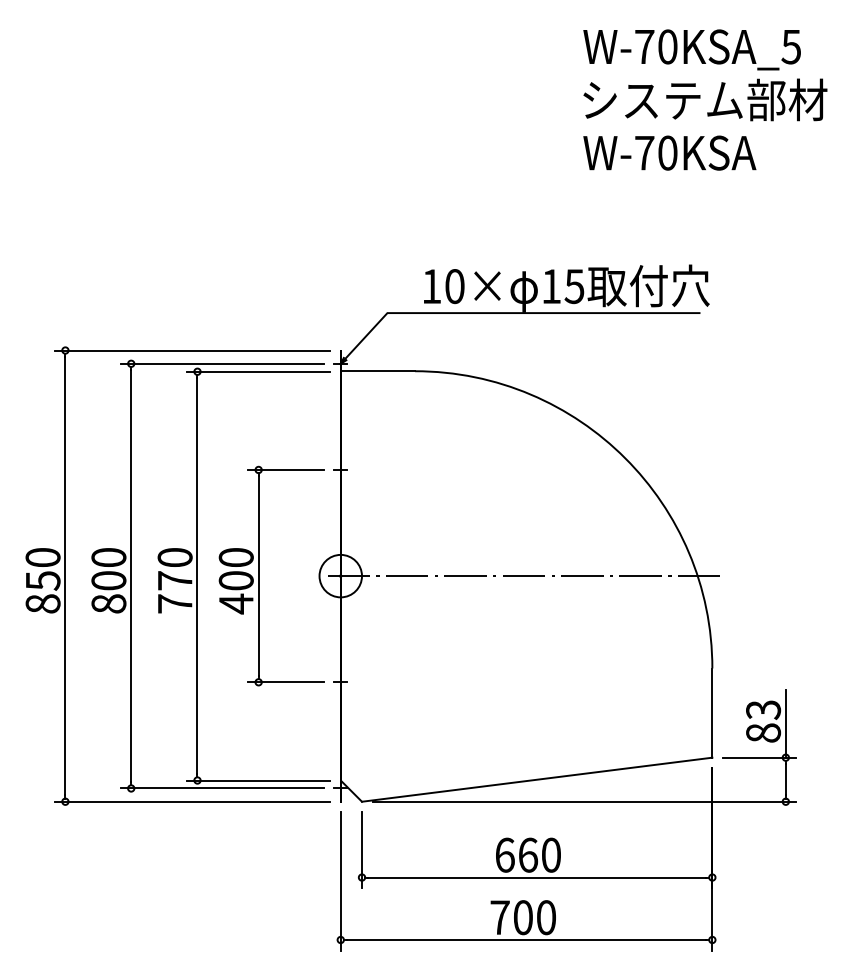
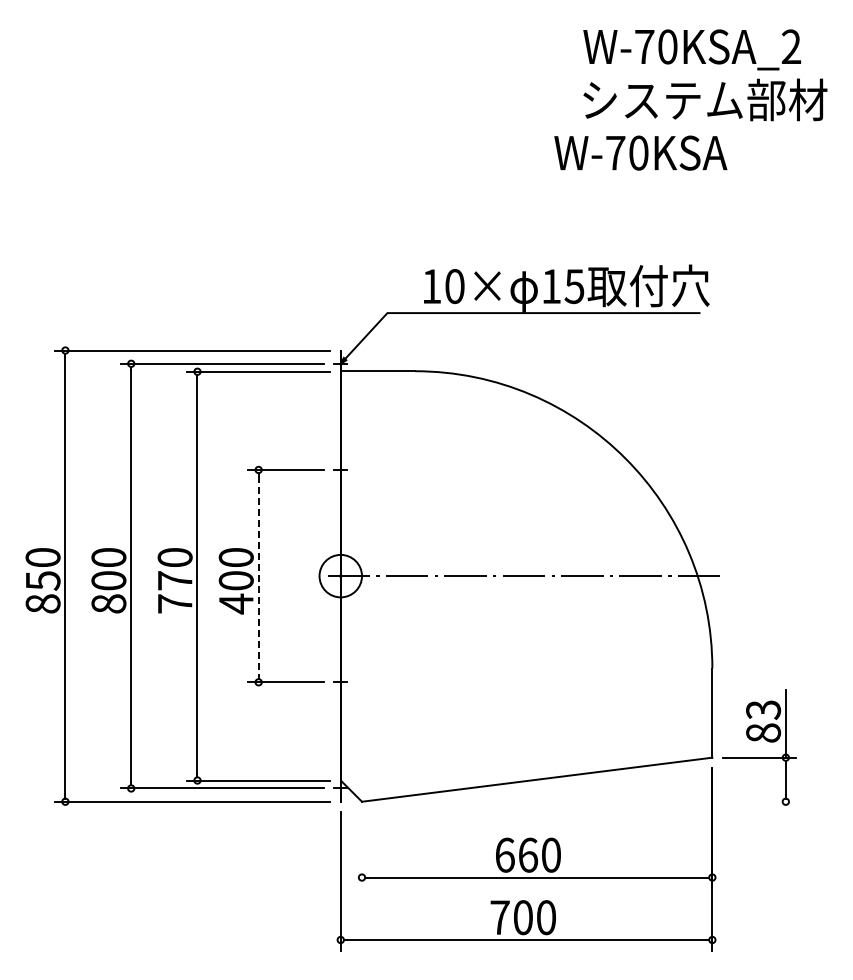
text: W-70KSA_5 -> W-70KSA_2 (791, 46)
text position: (669, 152) -> (640, 152) (640, 152)
line: solid -> dashed (258, 576)
line: present -> none (584, 801)
line: present -> none (362, 850)
